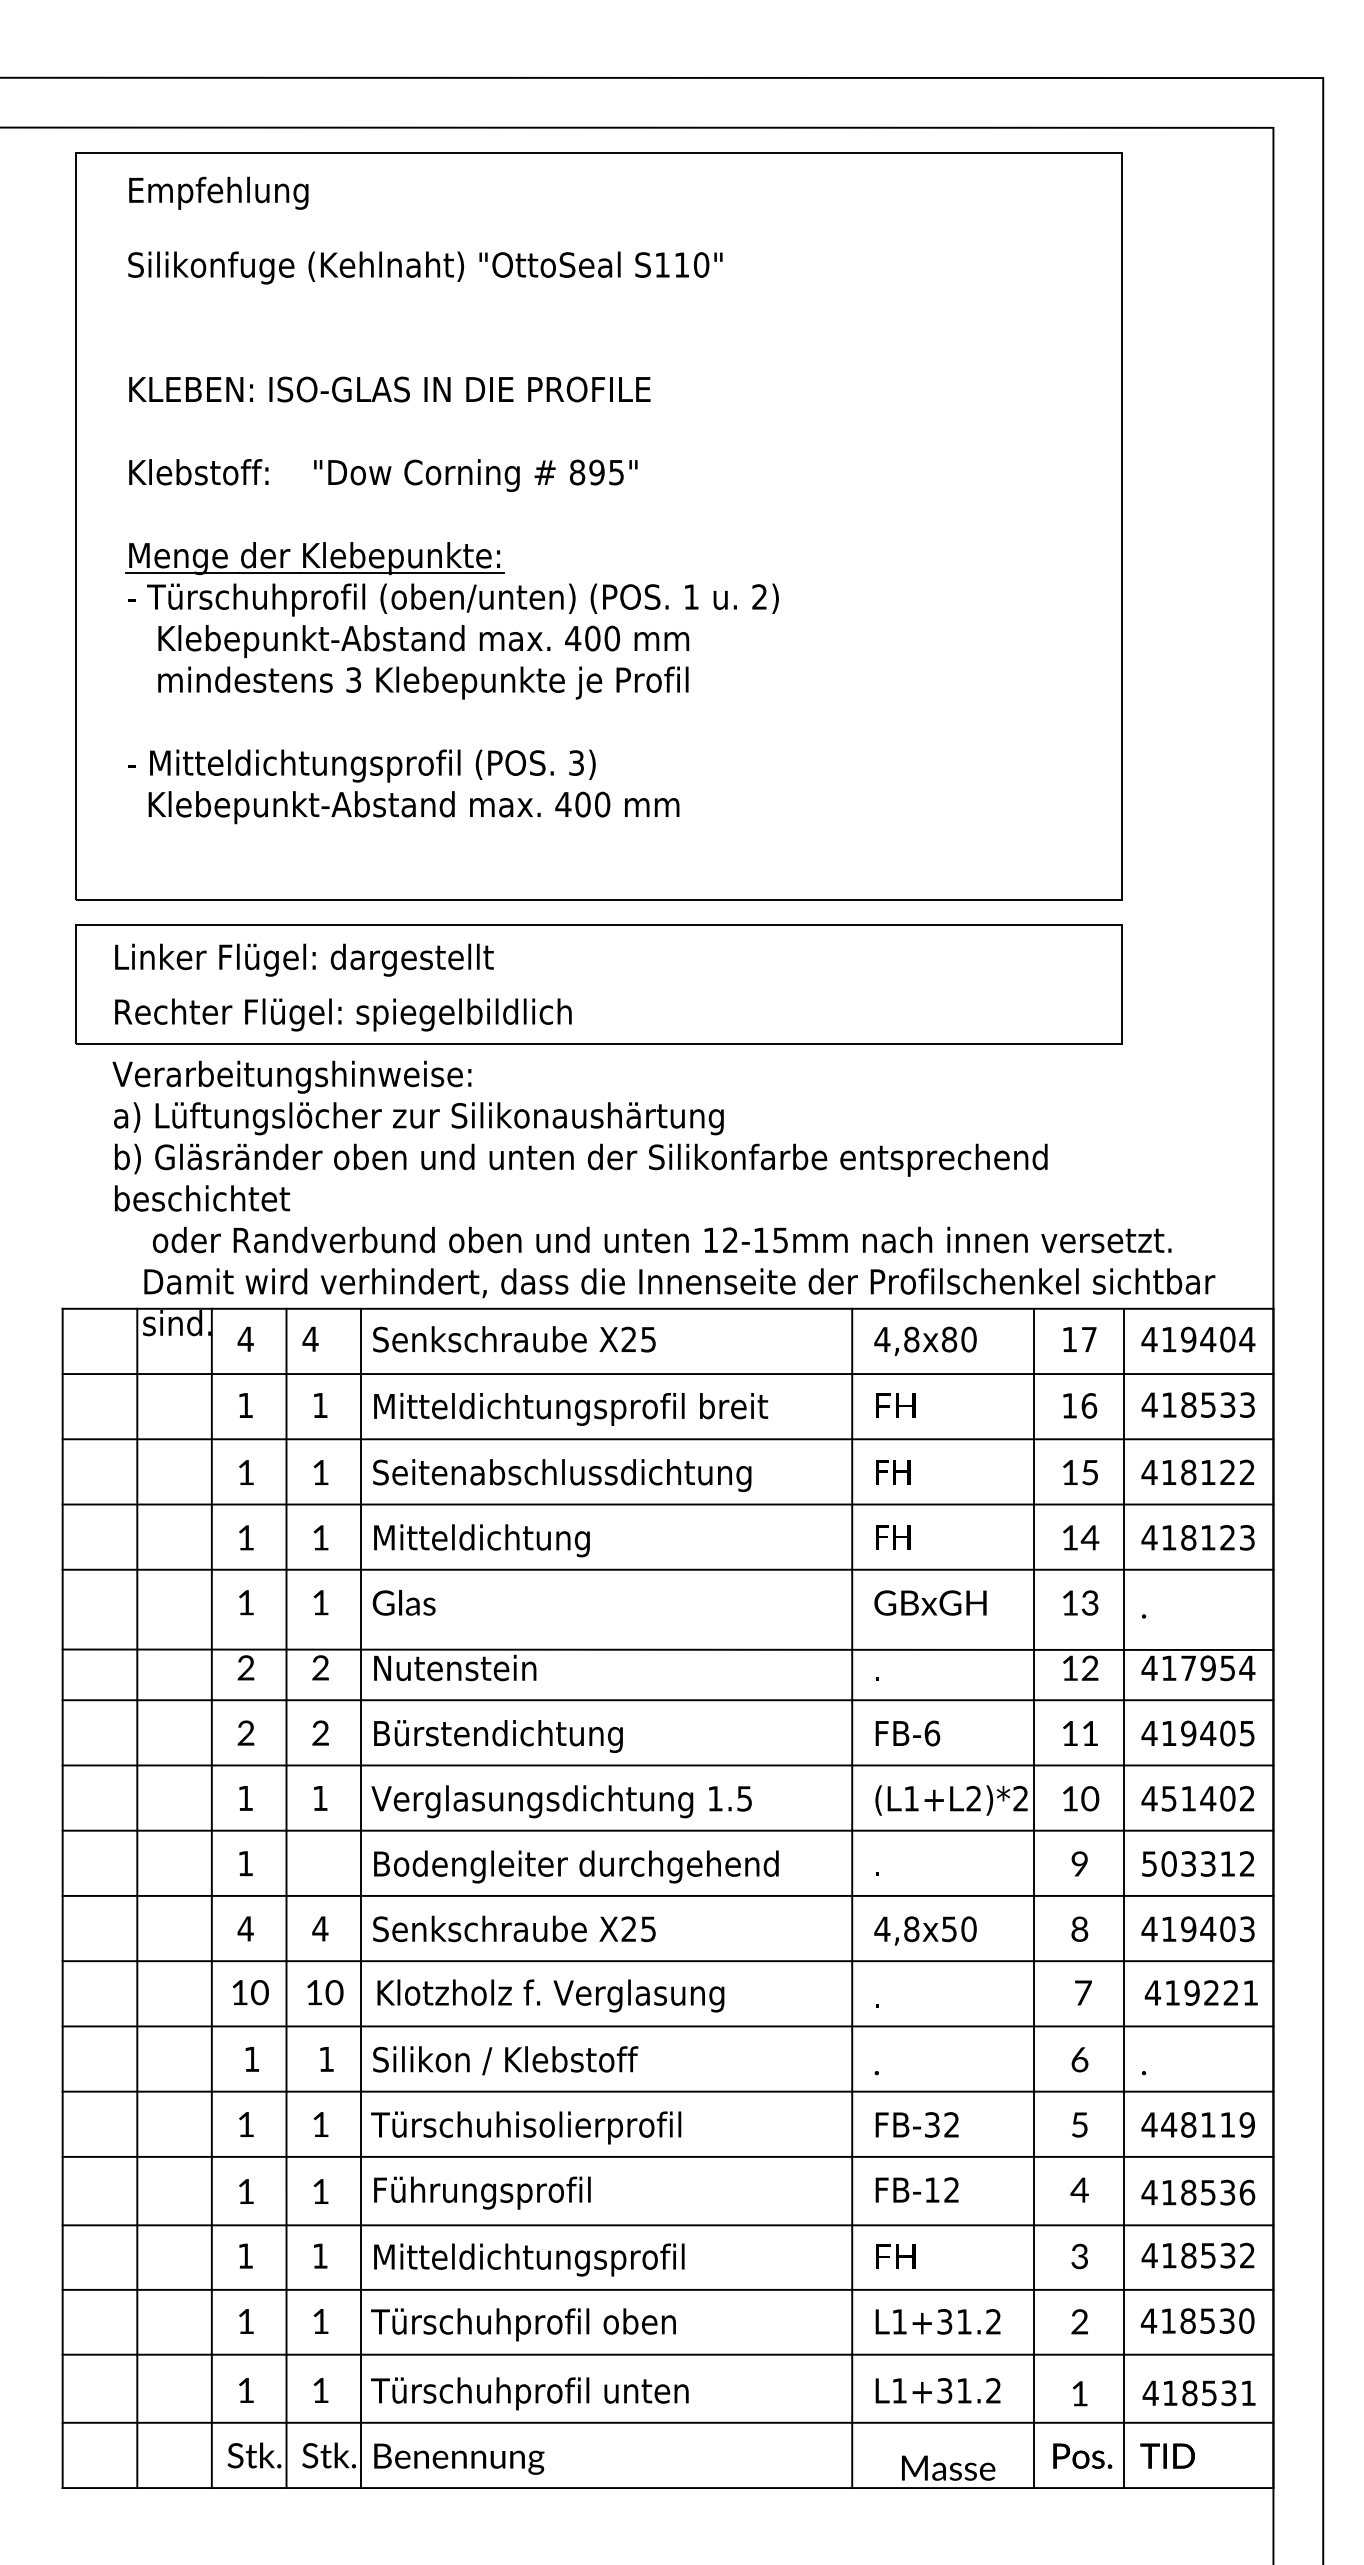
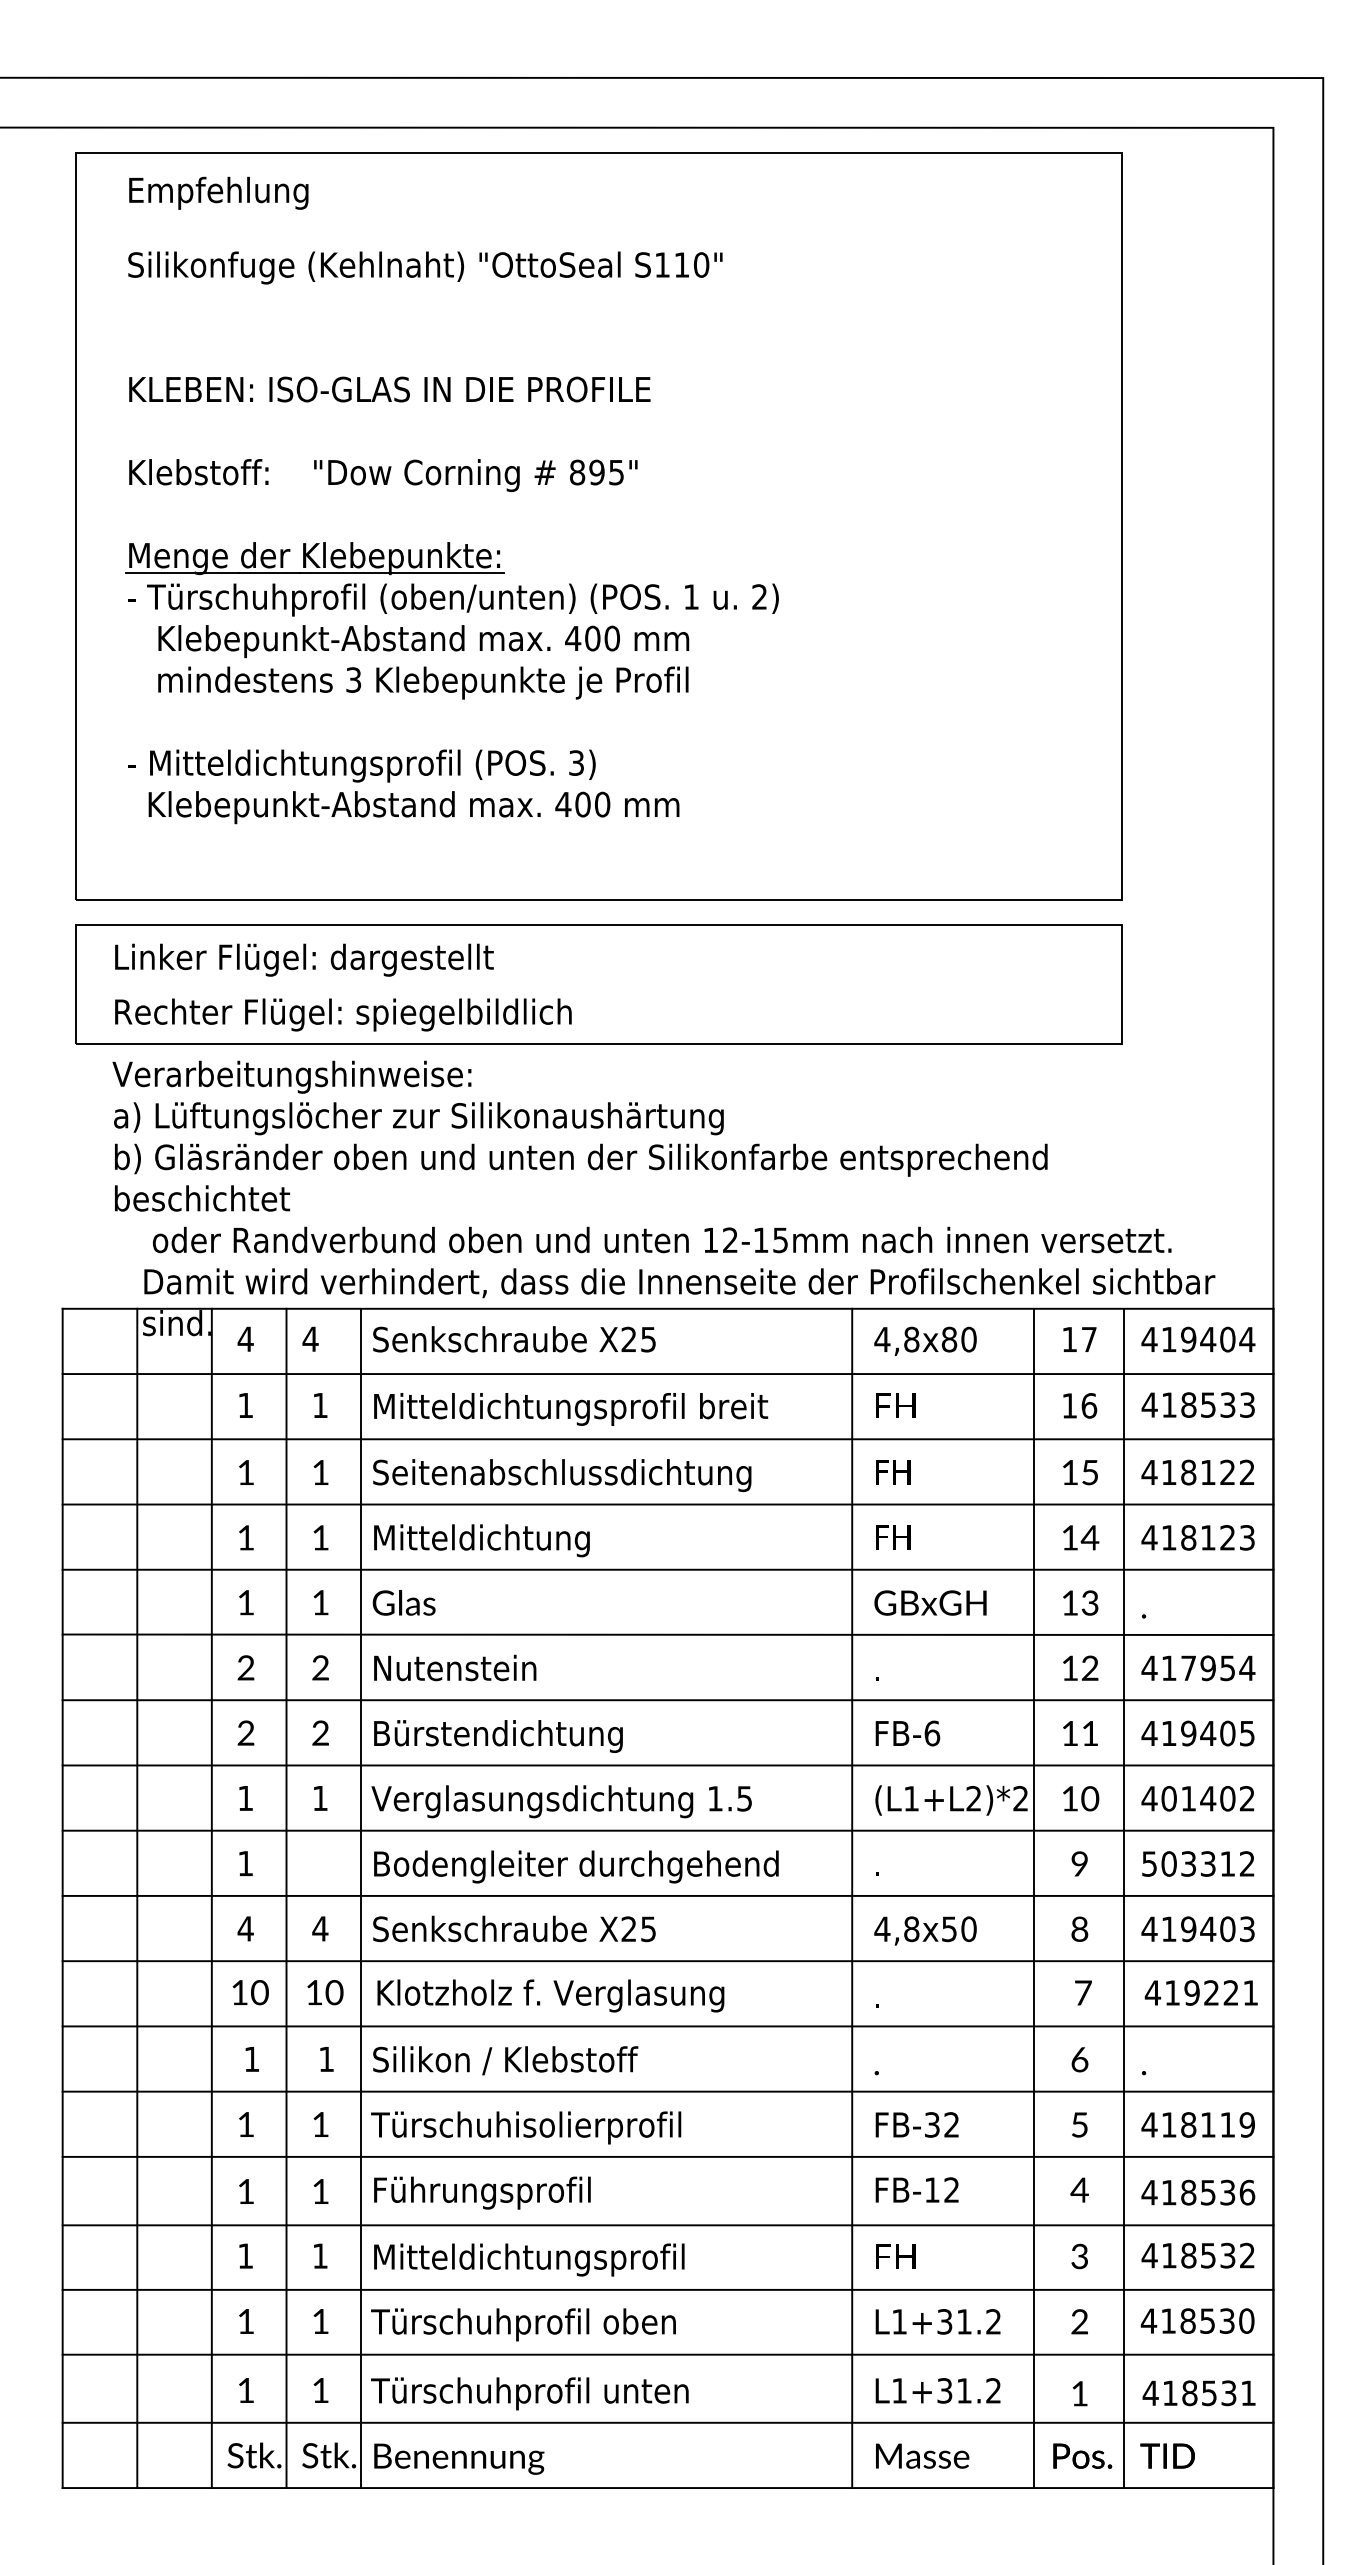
line position: (667, 1649) -> (667, 1634) (667, 1634)
text: 451402 -> 401402 (1168, 1798)
text: 448119 -> 418119 (1169, 2124)
text position: (948, 2467) -> (922, 2455) (922, 2455)
